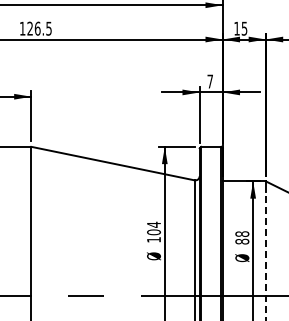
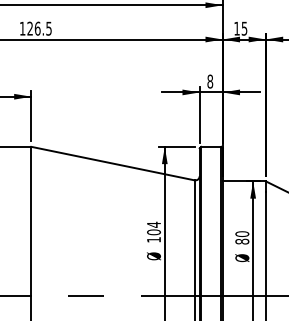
text: 7 -> 8 (210, 81)
text: 88 -> 80 (241, 234)
line: dashed -> solid (265, 255)
